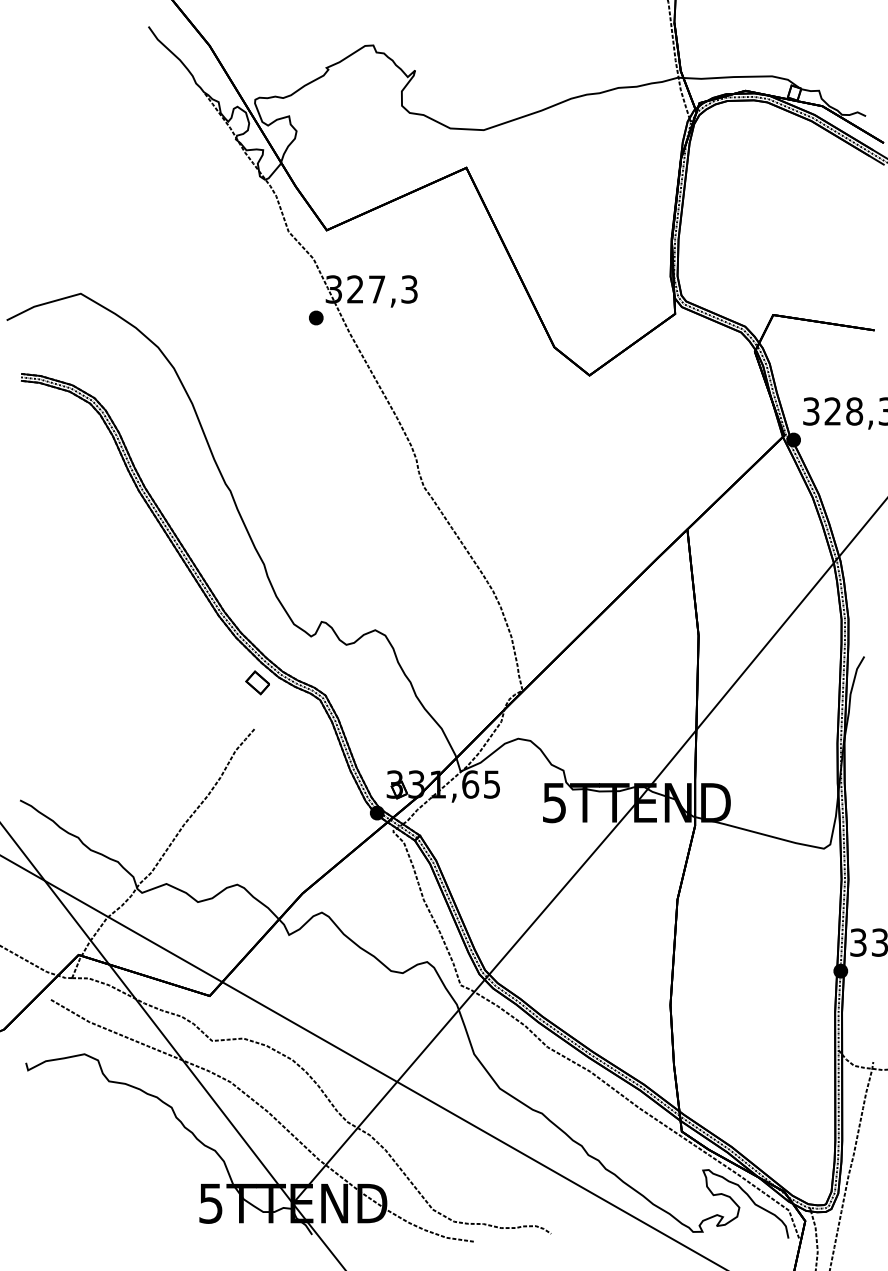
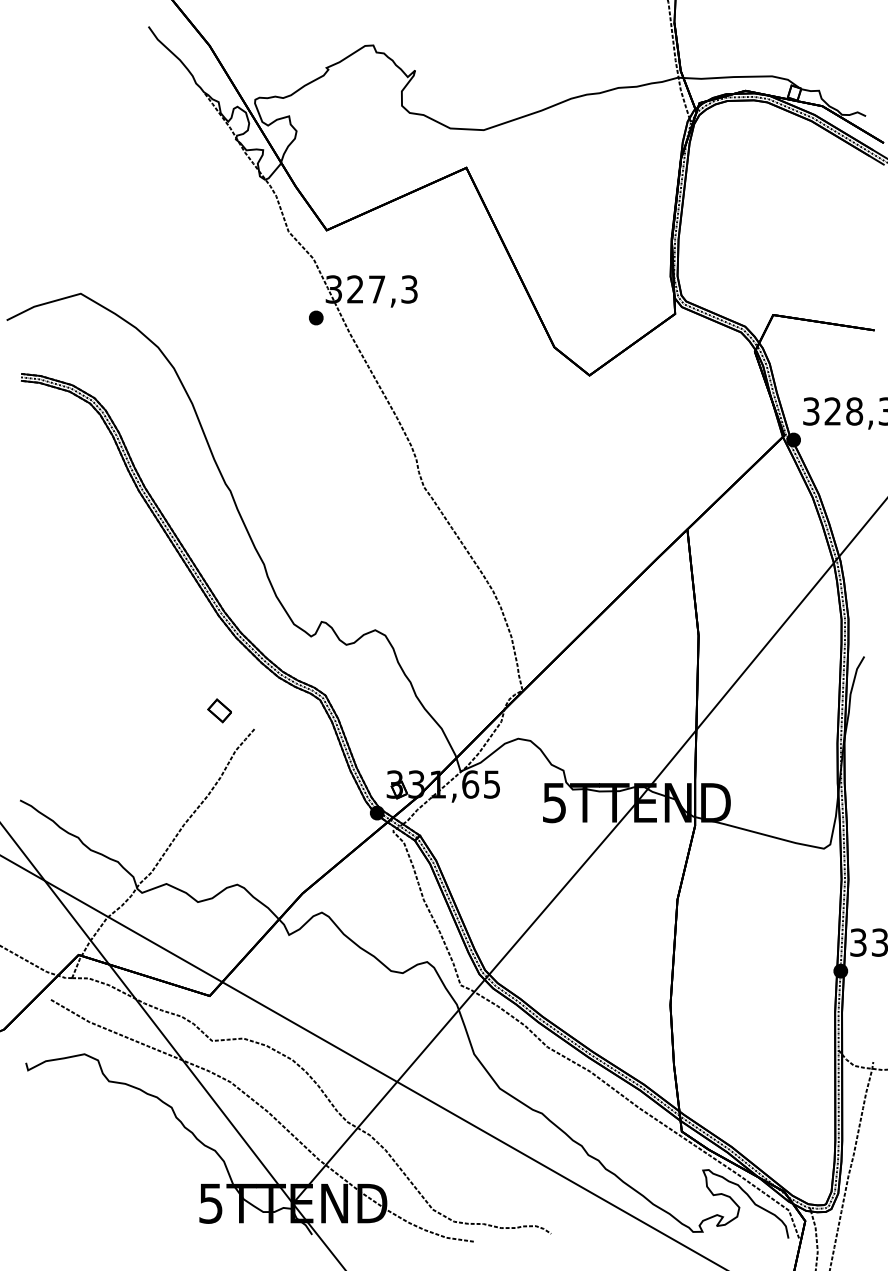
part position: (257, 682) -> (219, 710) (219, 710)
